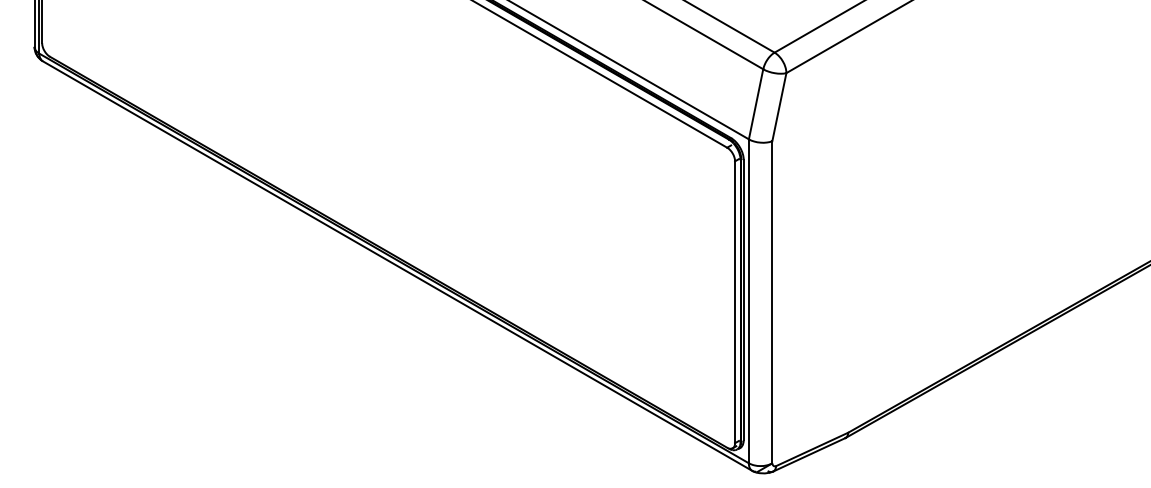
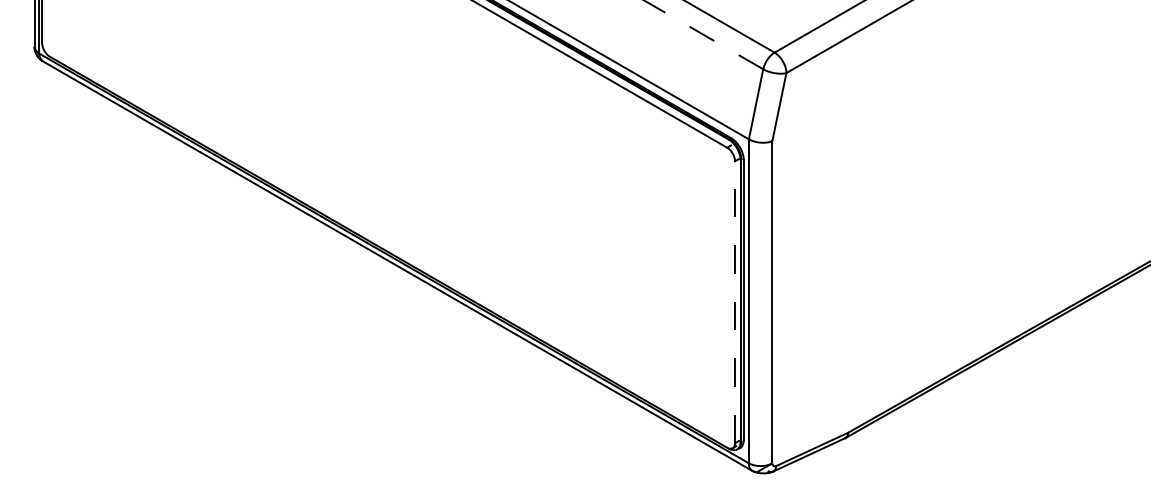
line: solid -> dashed (703, 34)
line: solid -> dashed (735, 302)
